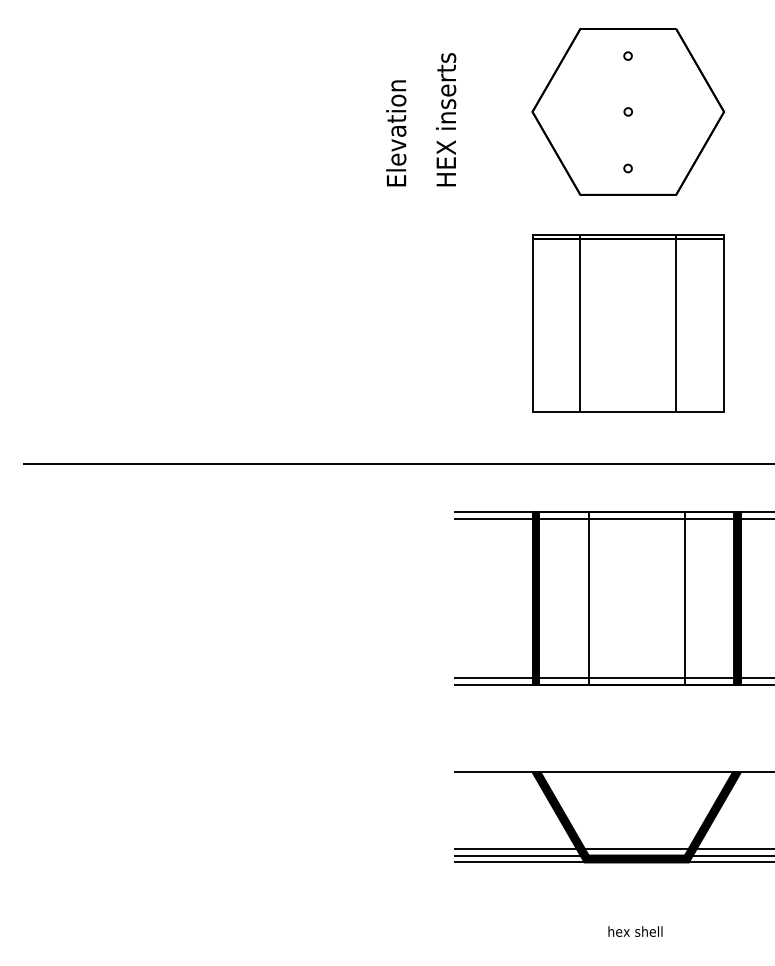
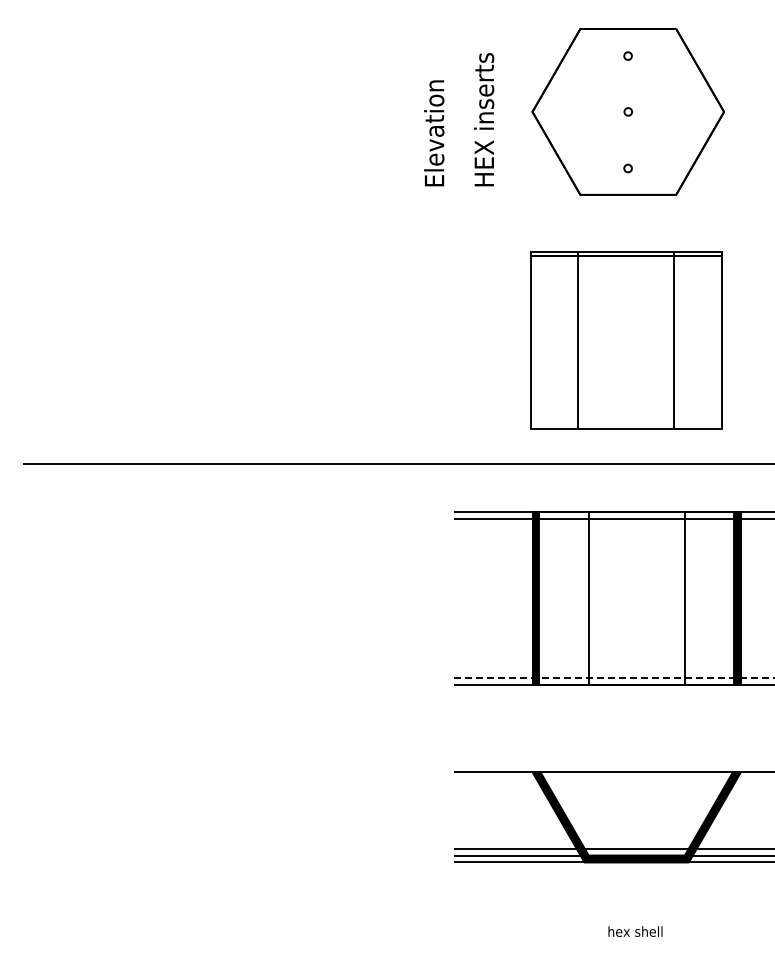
text position: (421, 119) -> (459, 119) (459, 119)
part position: (628, 323) -> (626, 340) (626, 340)
line: solid -> dashed (614, 678)
